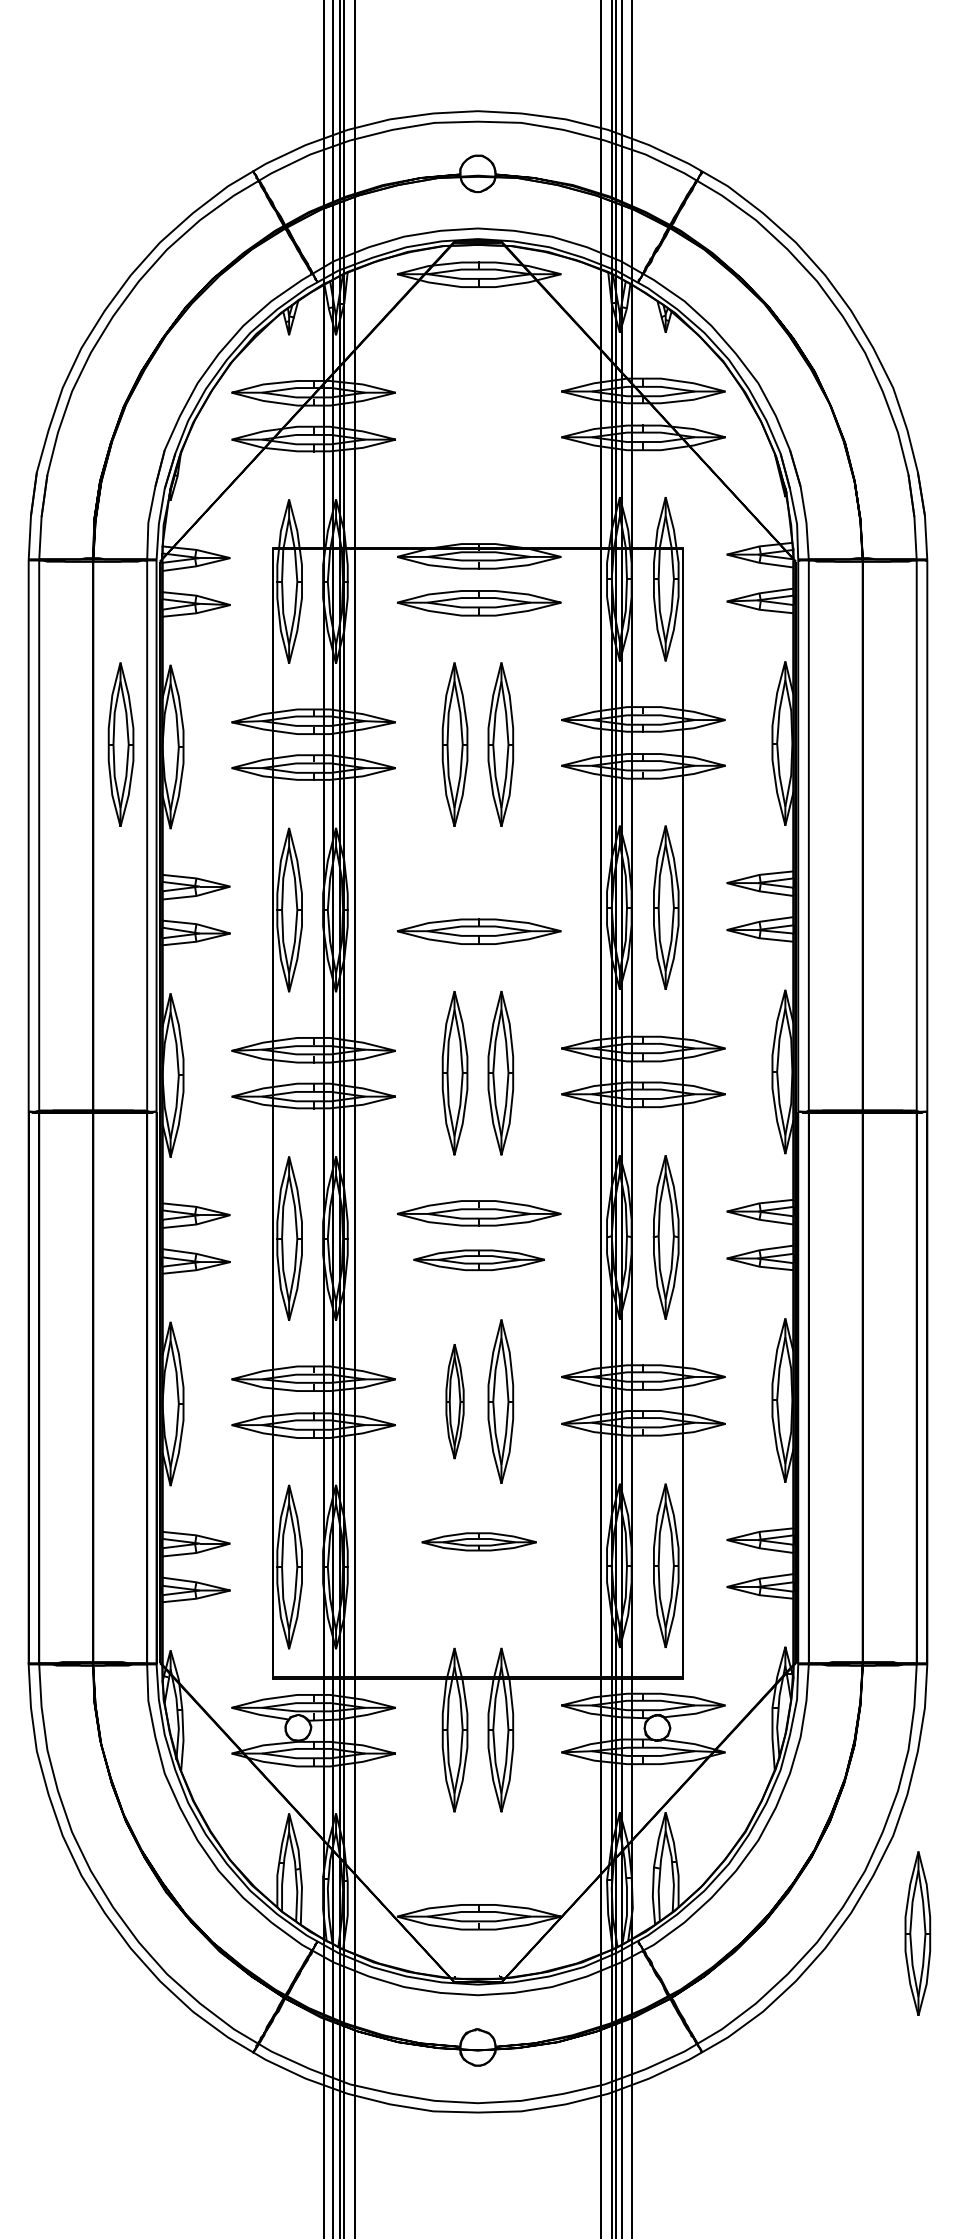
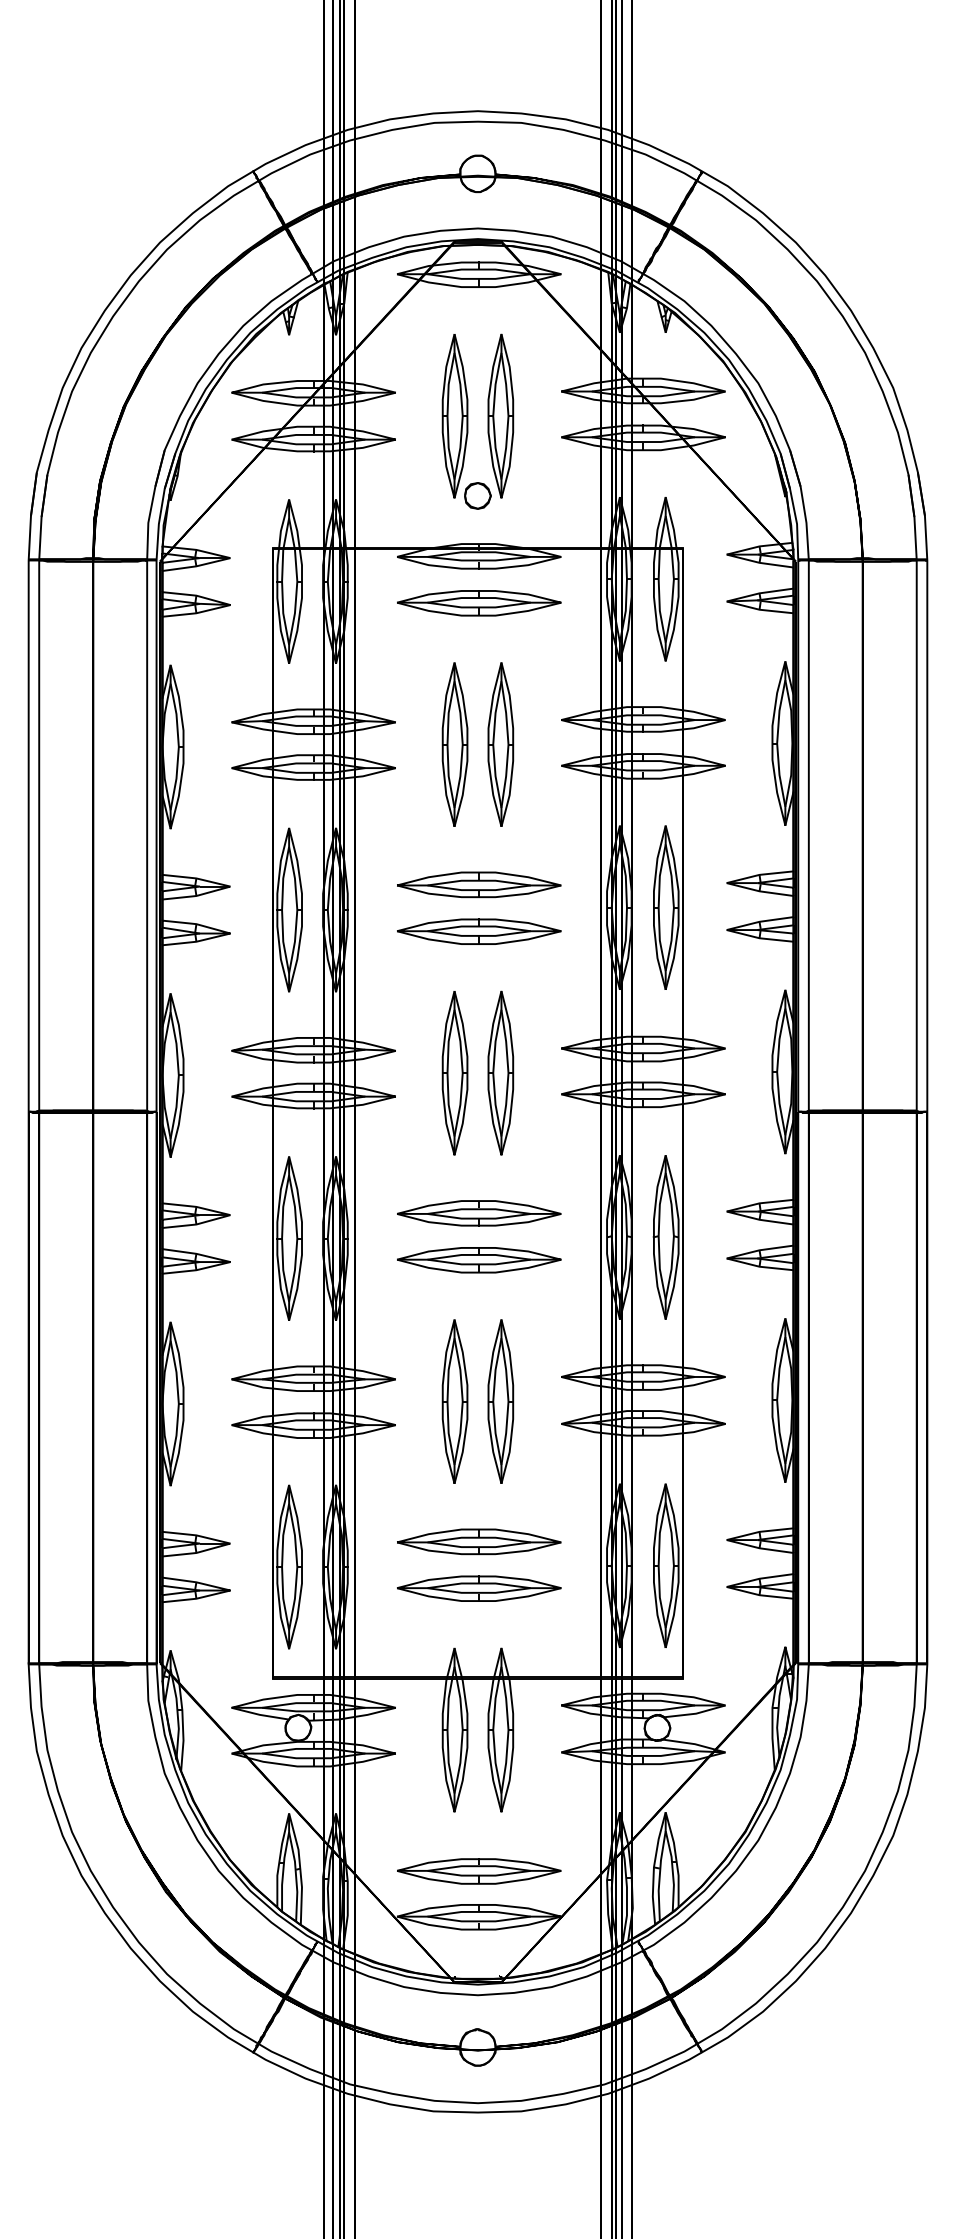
part: none -> present (468, 421)
part: present -> none (120, 744)
part: none -> present (479, 884)
part size: 132x23 px -> 165x27 px (479, 1260)
part size: 20x116 px -> 28x165 px (454, 1401)
part size: 116x20 px -> 165x28 px (479, 1541)
part: none -> present (479, 1588)
part: none -> present (479, 1871)
part: present -> none (917, 1933)
